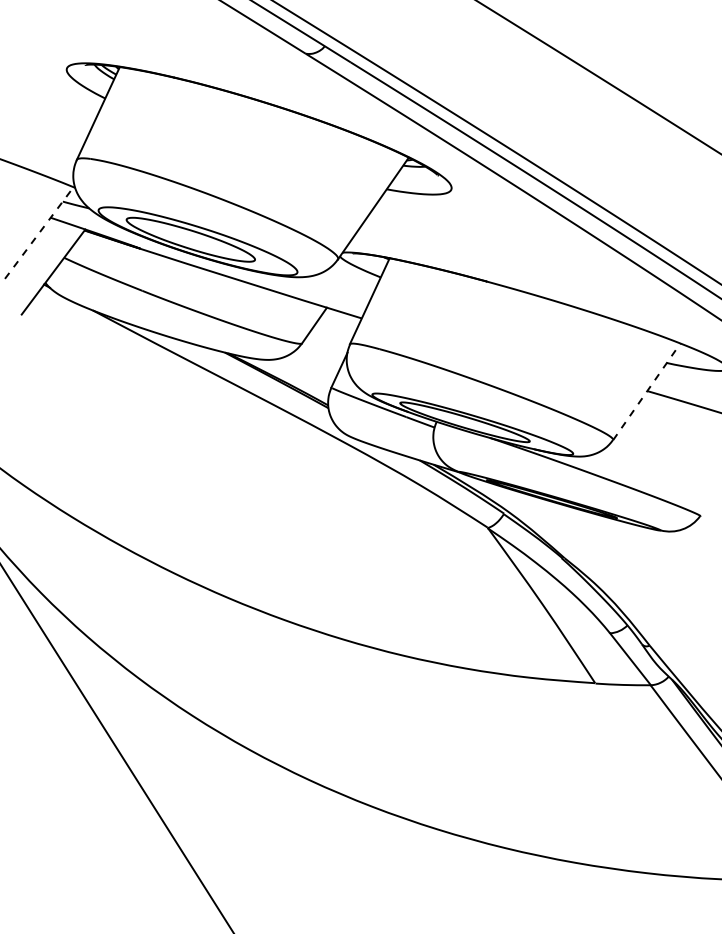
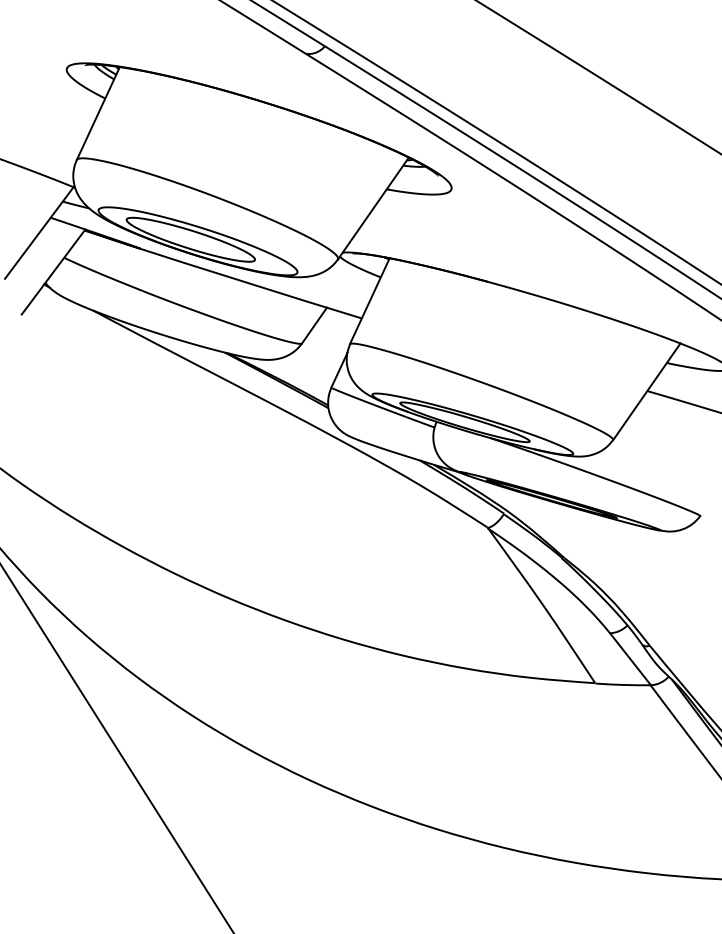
line: dashed -> solid (39, 232)
line: dashed -> solid (646, 391)
